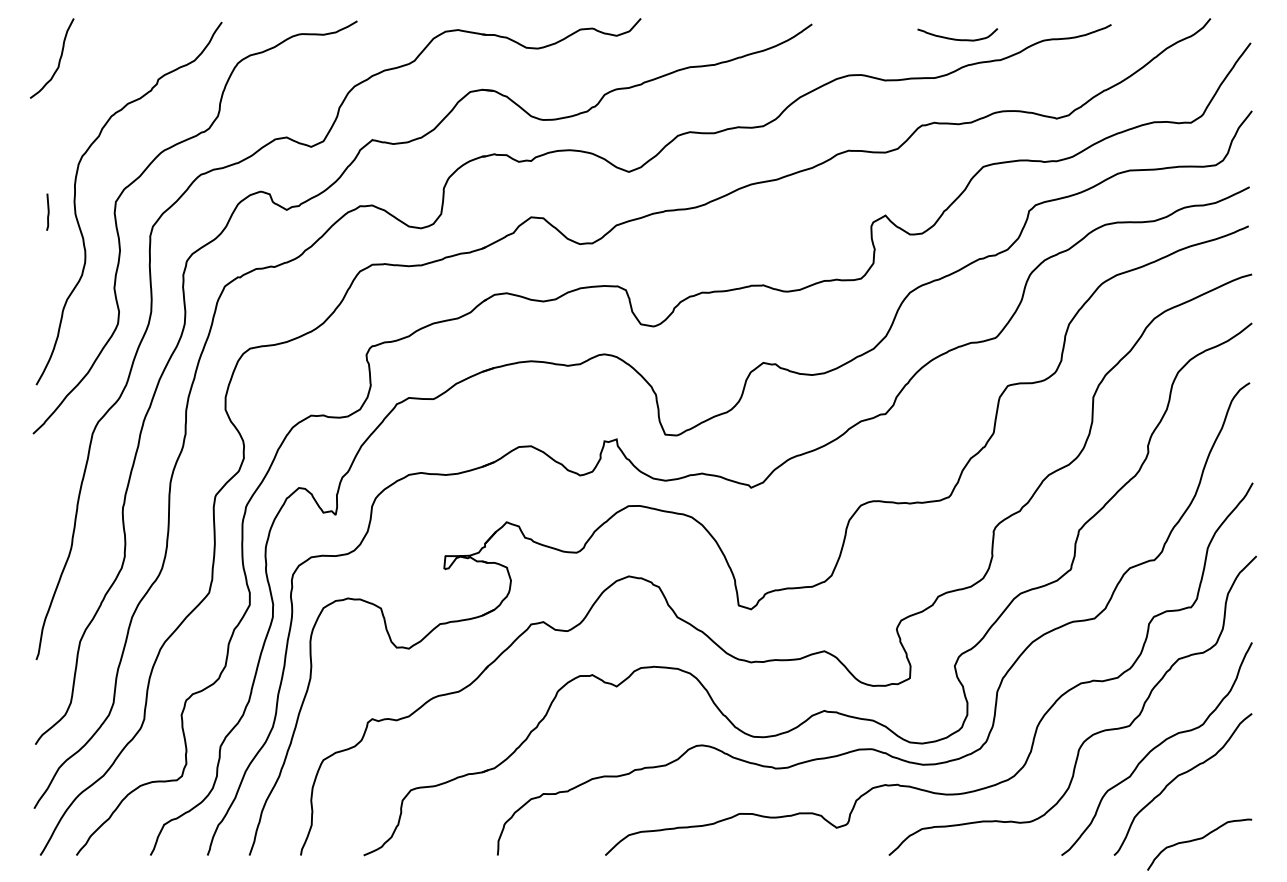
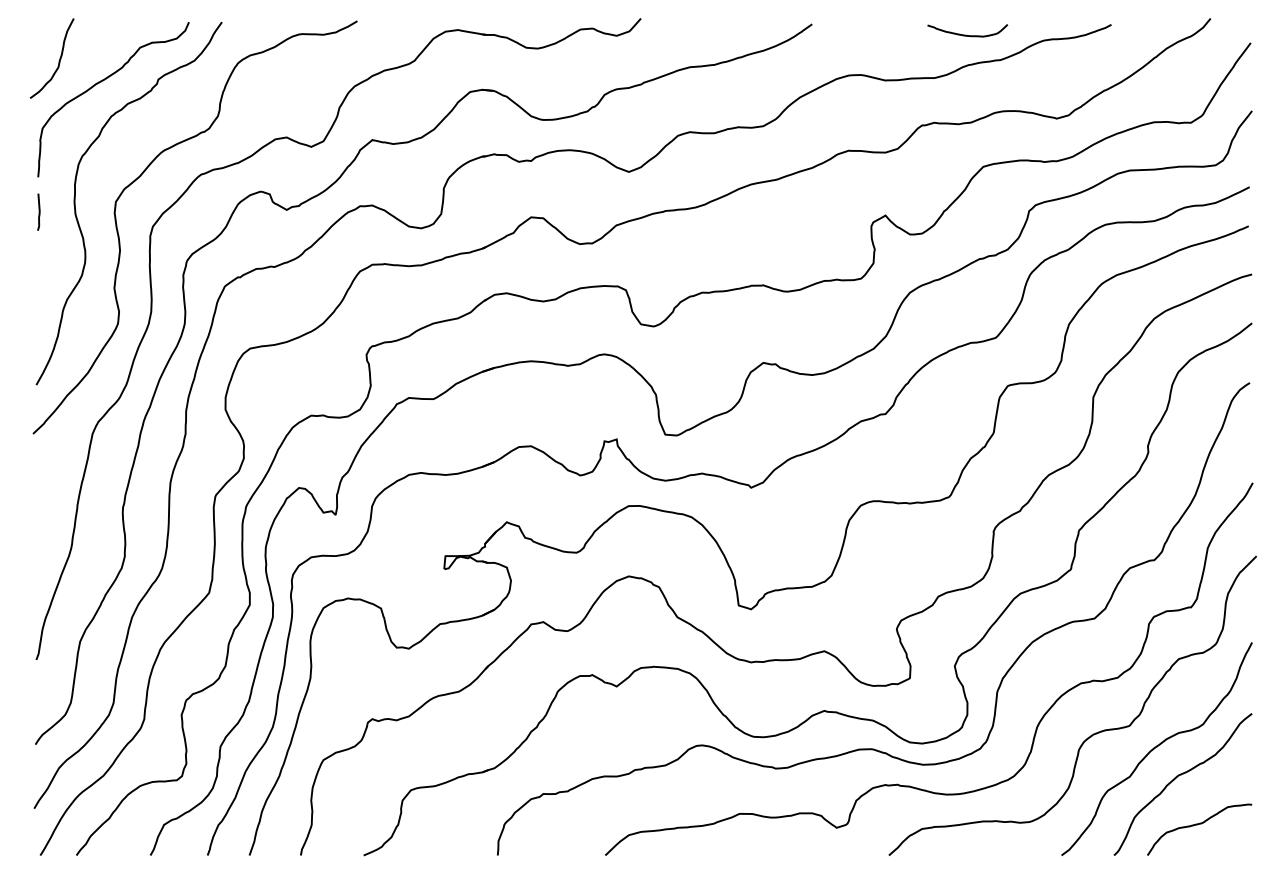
curve position: (956, 38) -> (966, 34) (966, 34)
curve: none -> present (103, 81)
line position: (47, 211) -> (38, 211) (38, 211)
curve position: (1197, 840) -> (1197, 825) (1197, 825)
